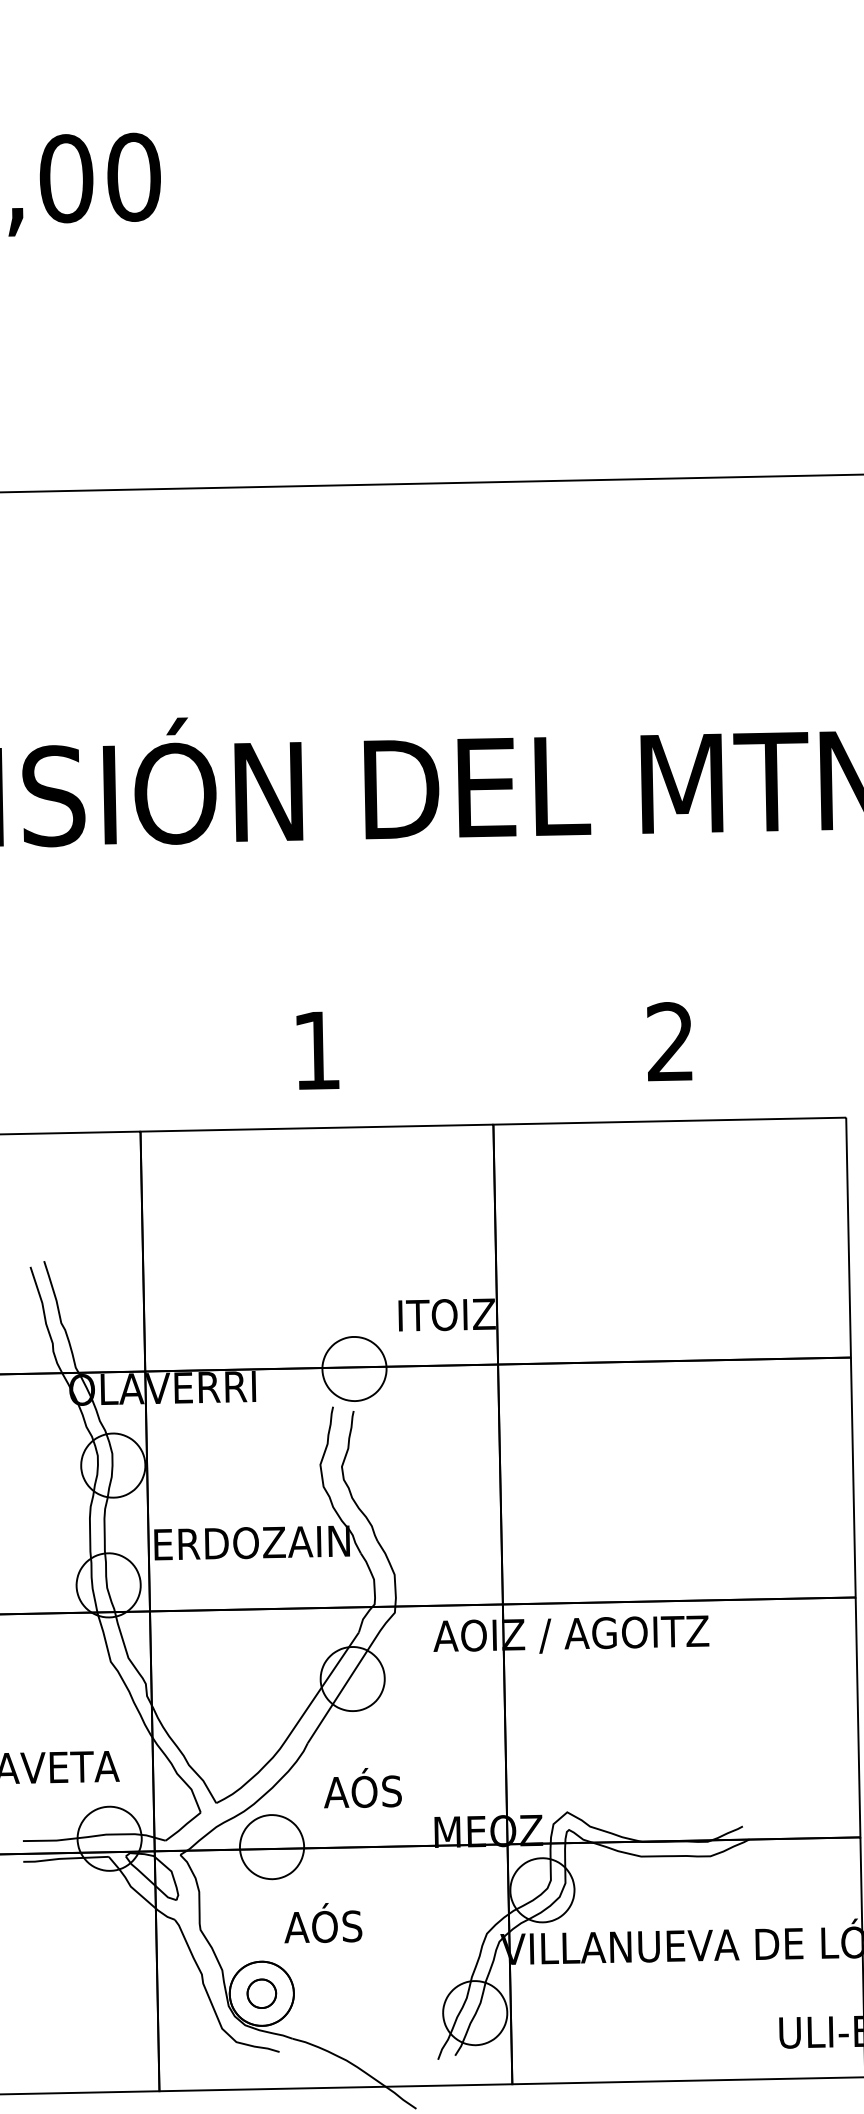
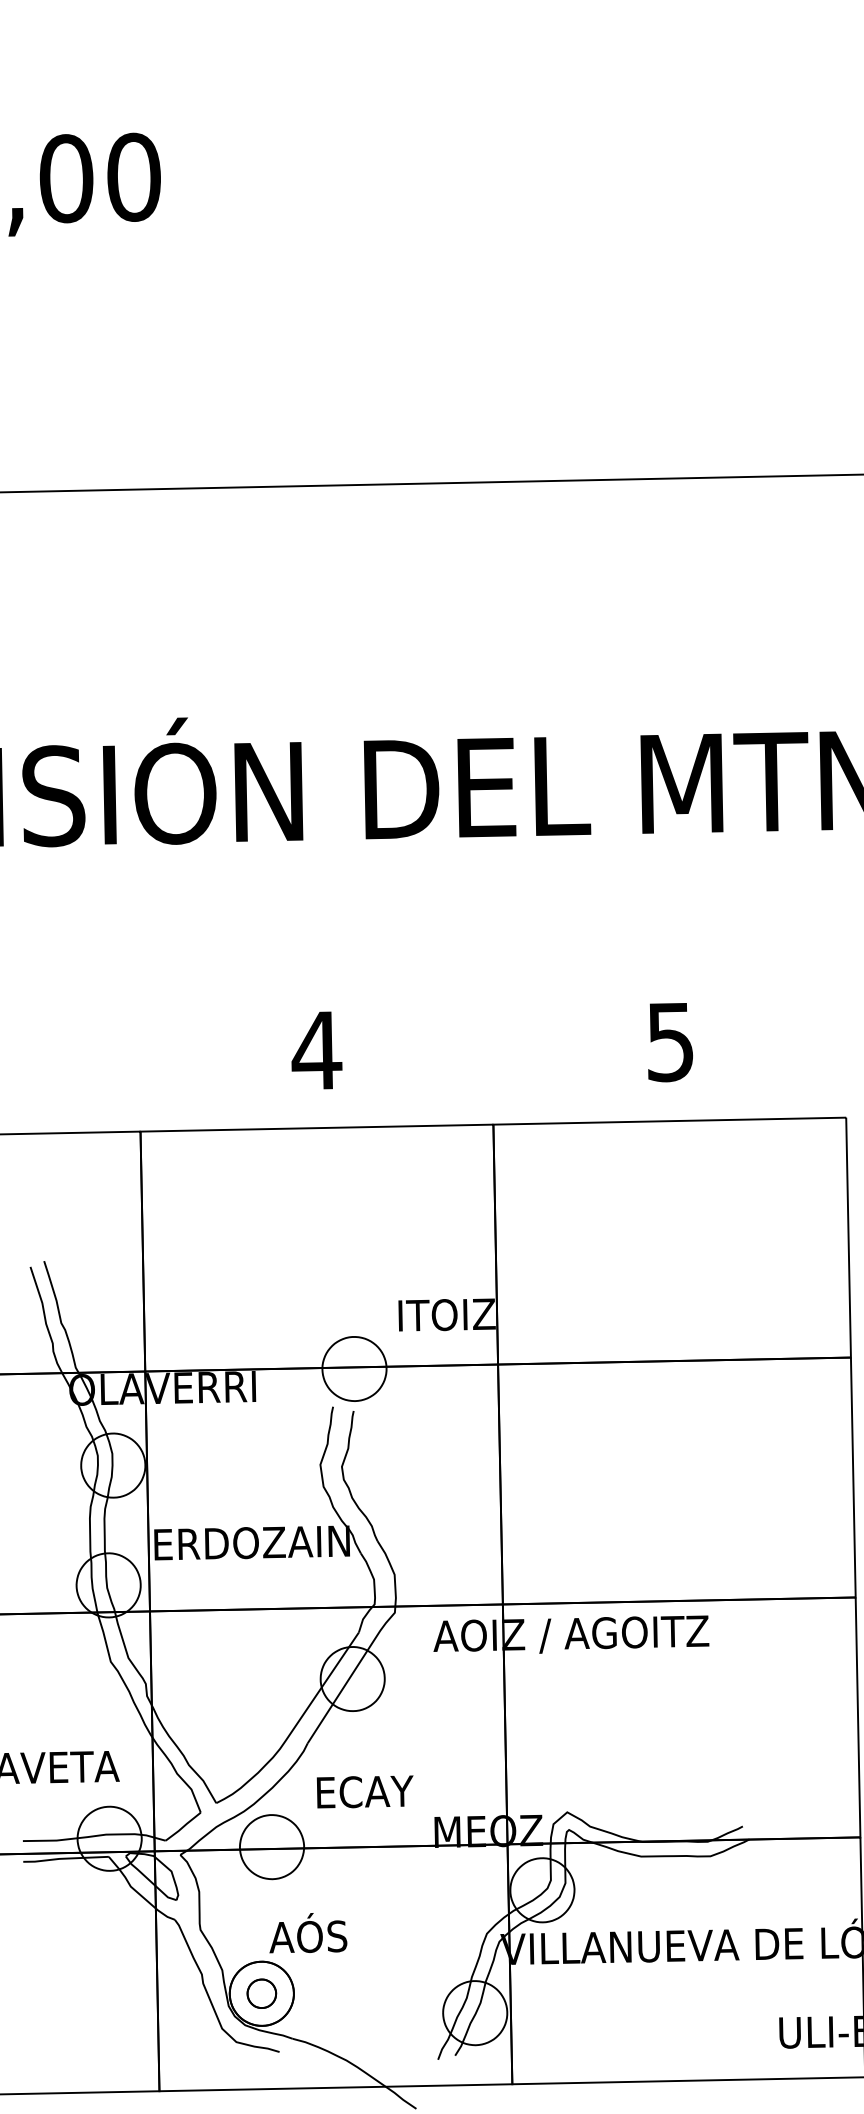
text: 2 -> 5 (670, 1042)
text: 1 -> 4 (316, 1050)
text: AÓS -> ECAY (364, 1788)
text position: (323, 1923) -> (308, 1933) (308, 1933)
